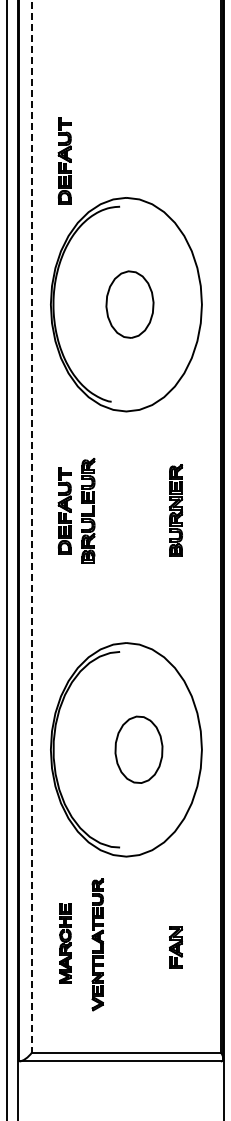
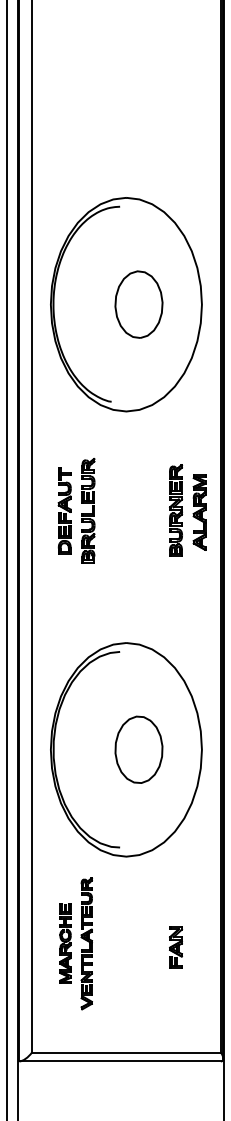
part: present -> none (64, 160)
part position: (129, 304) -> (138, 304) (138, 304)
part: none -> present (199, 512)
line: dashed -> solid (31, 526)
part position: (97, 944) -> (86, 943) (86, 943)
